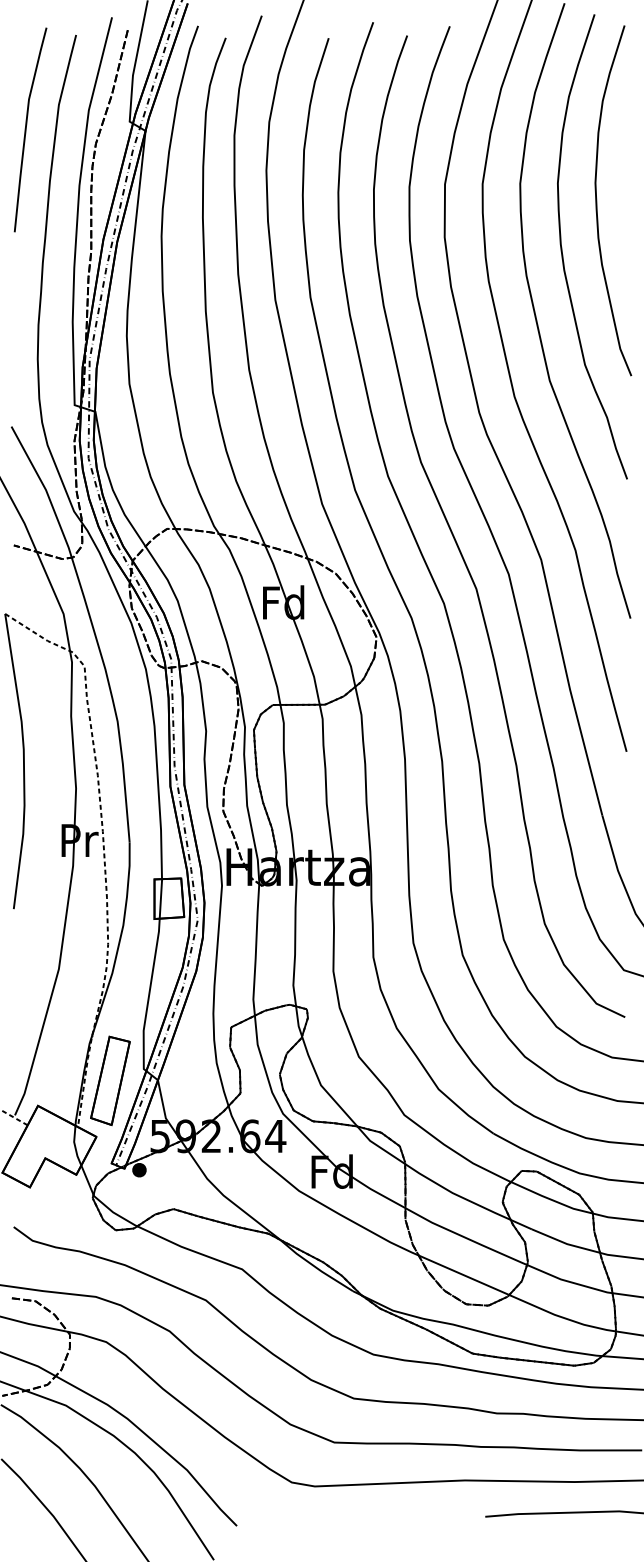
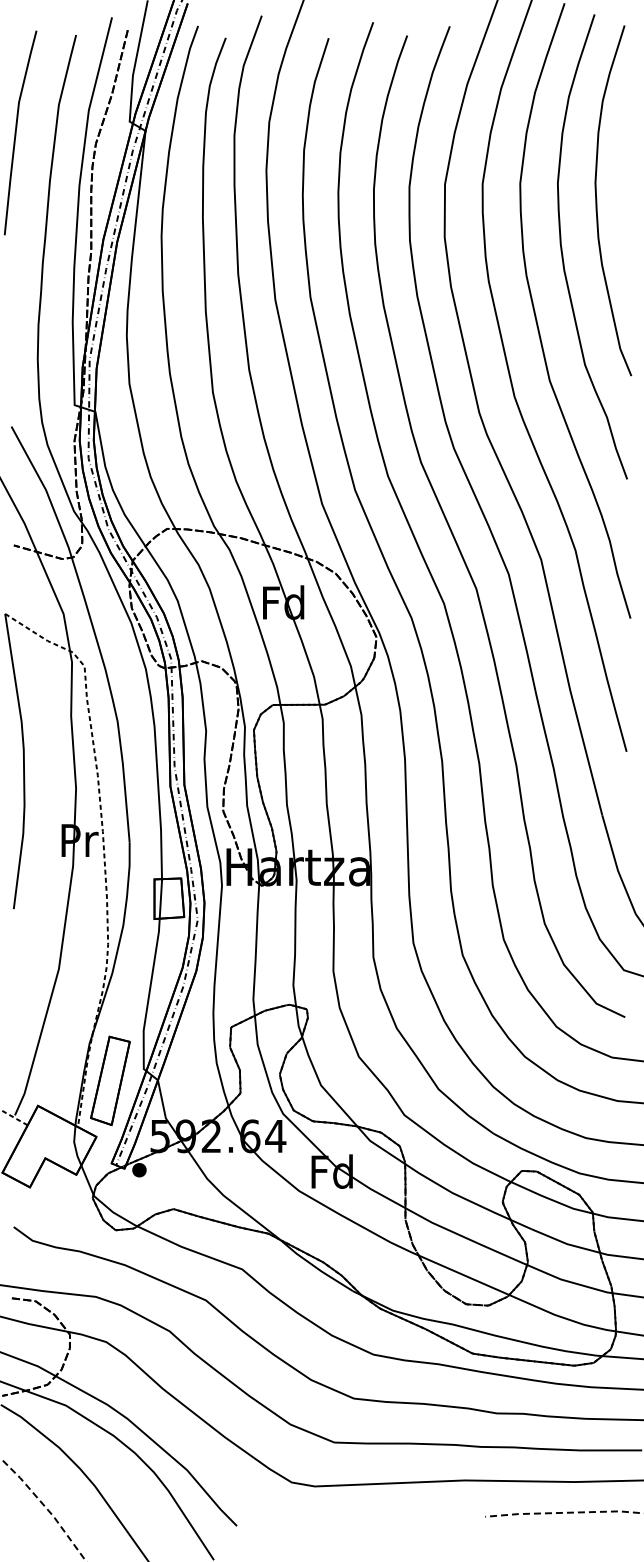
curve position: (26, 129) -> (16, 132) (16, 132)
line: solid -> dashed (45, 1507)
line: solid -> dashed (563, 1512)
